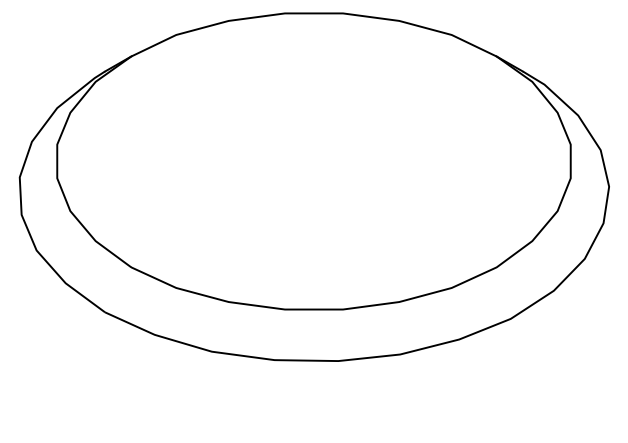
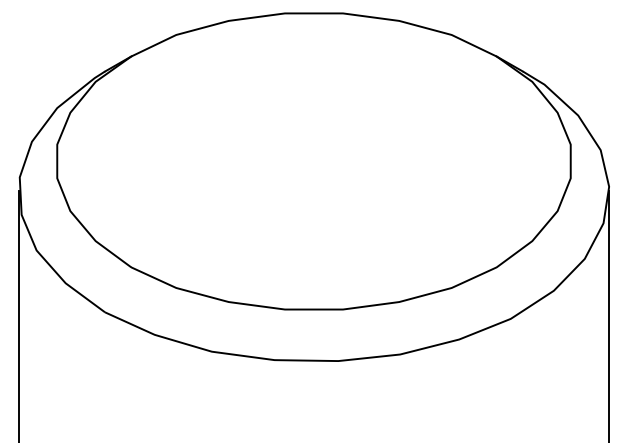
line: none -> present (18, 315)
line: none -> present (609, 315)
